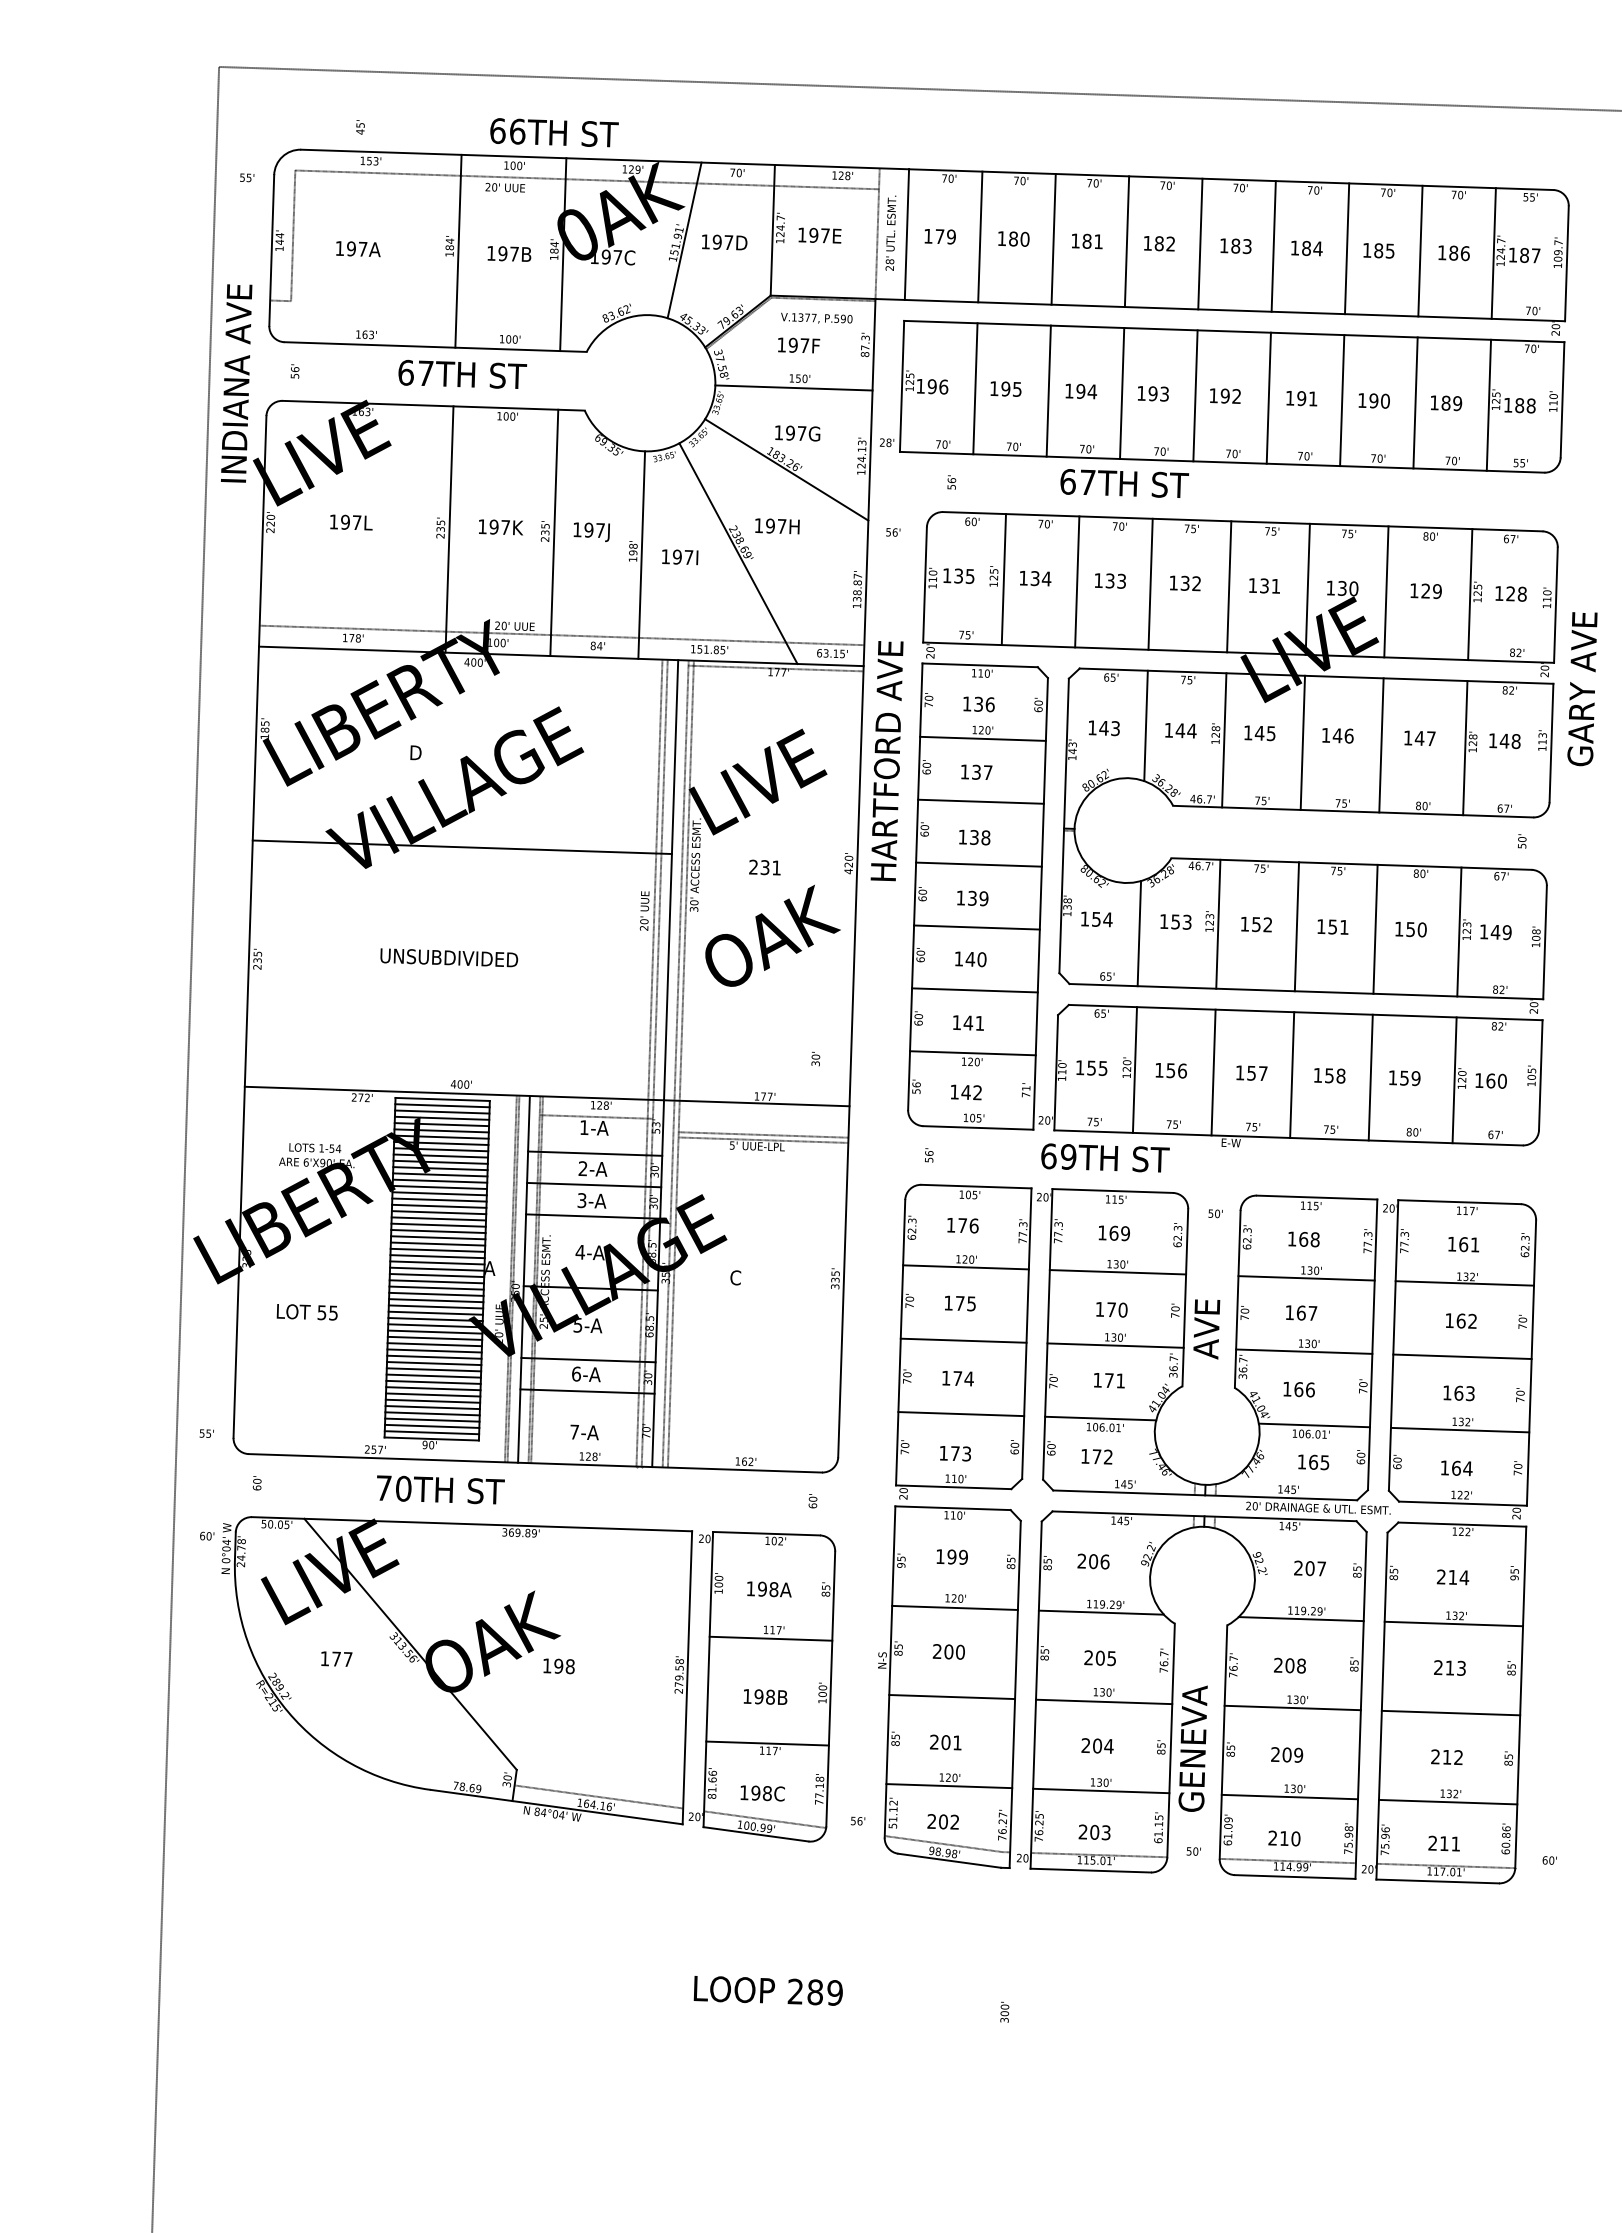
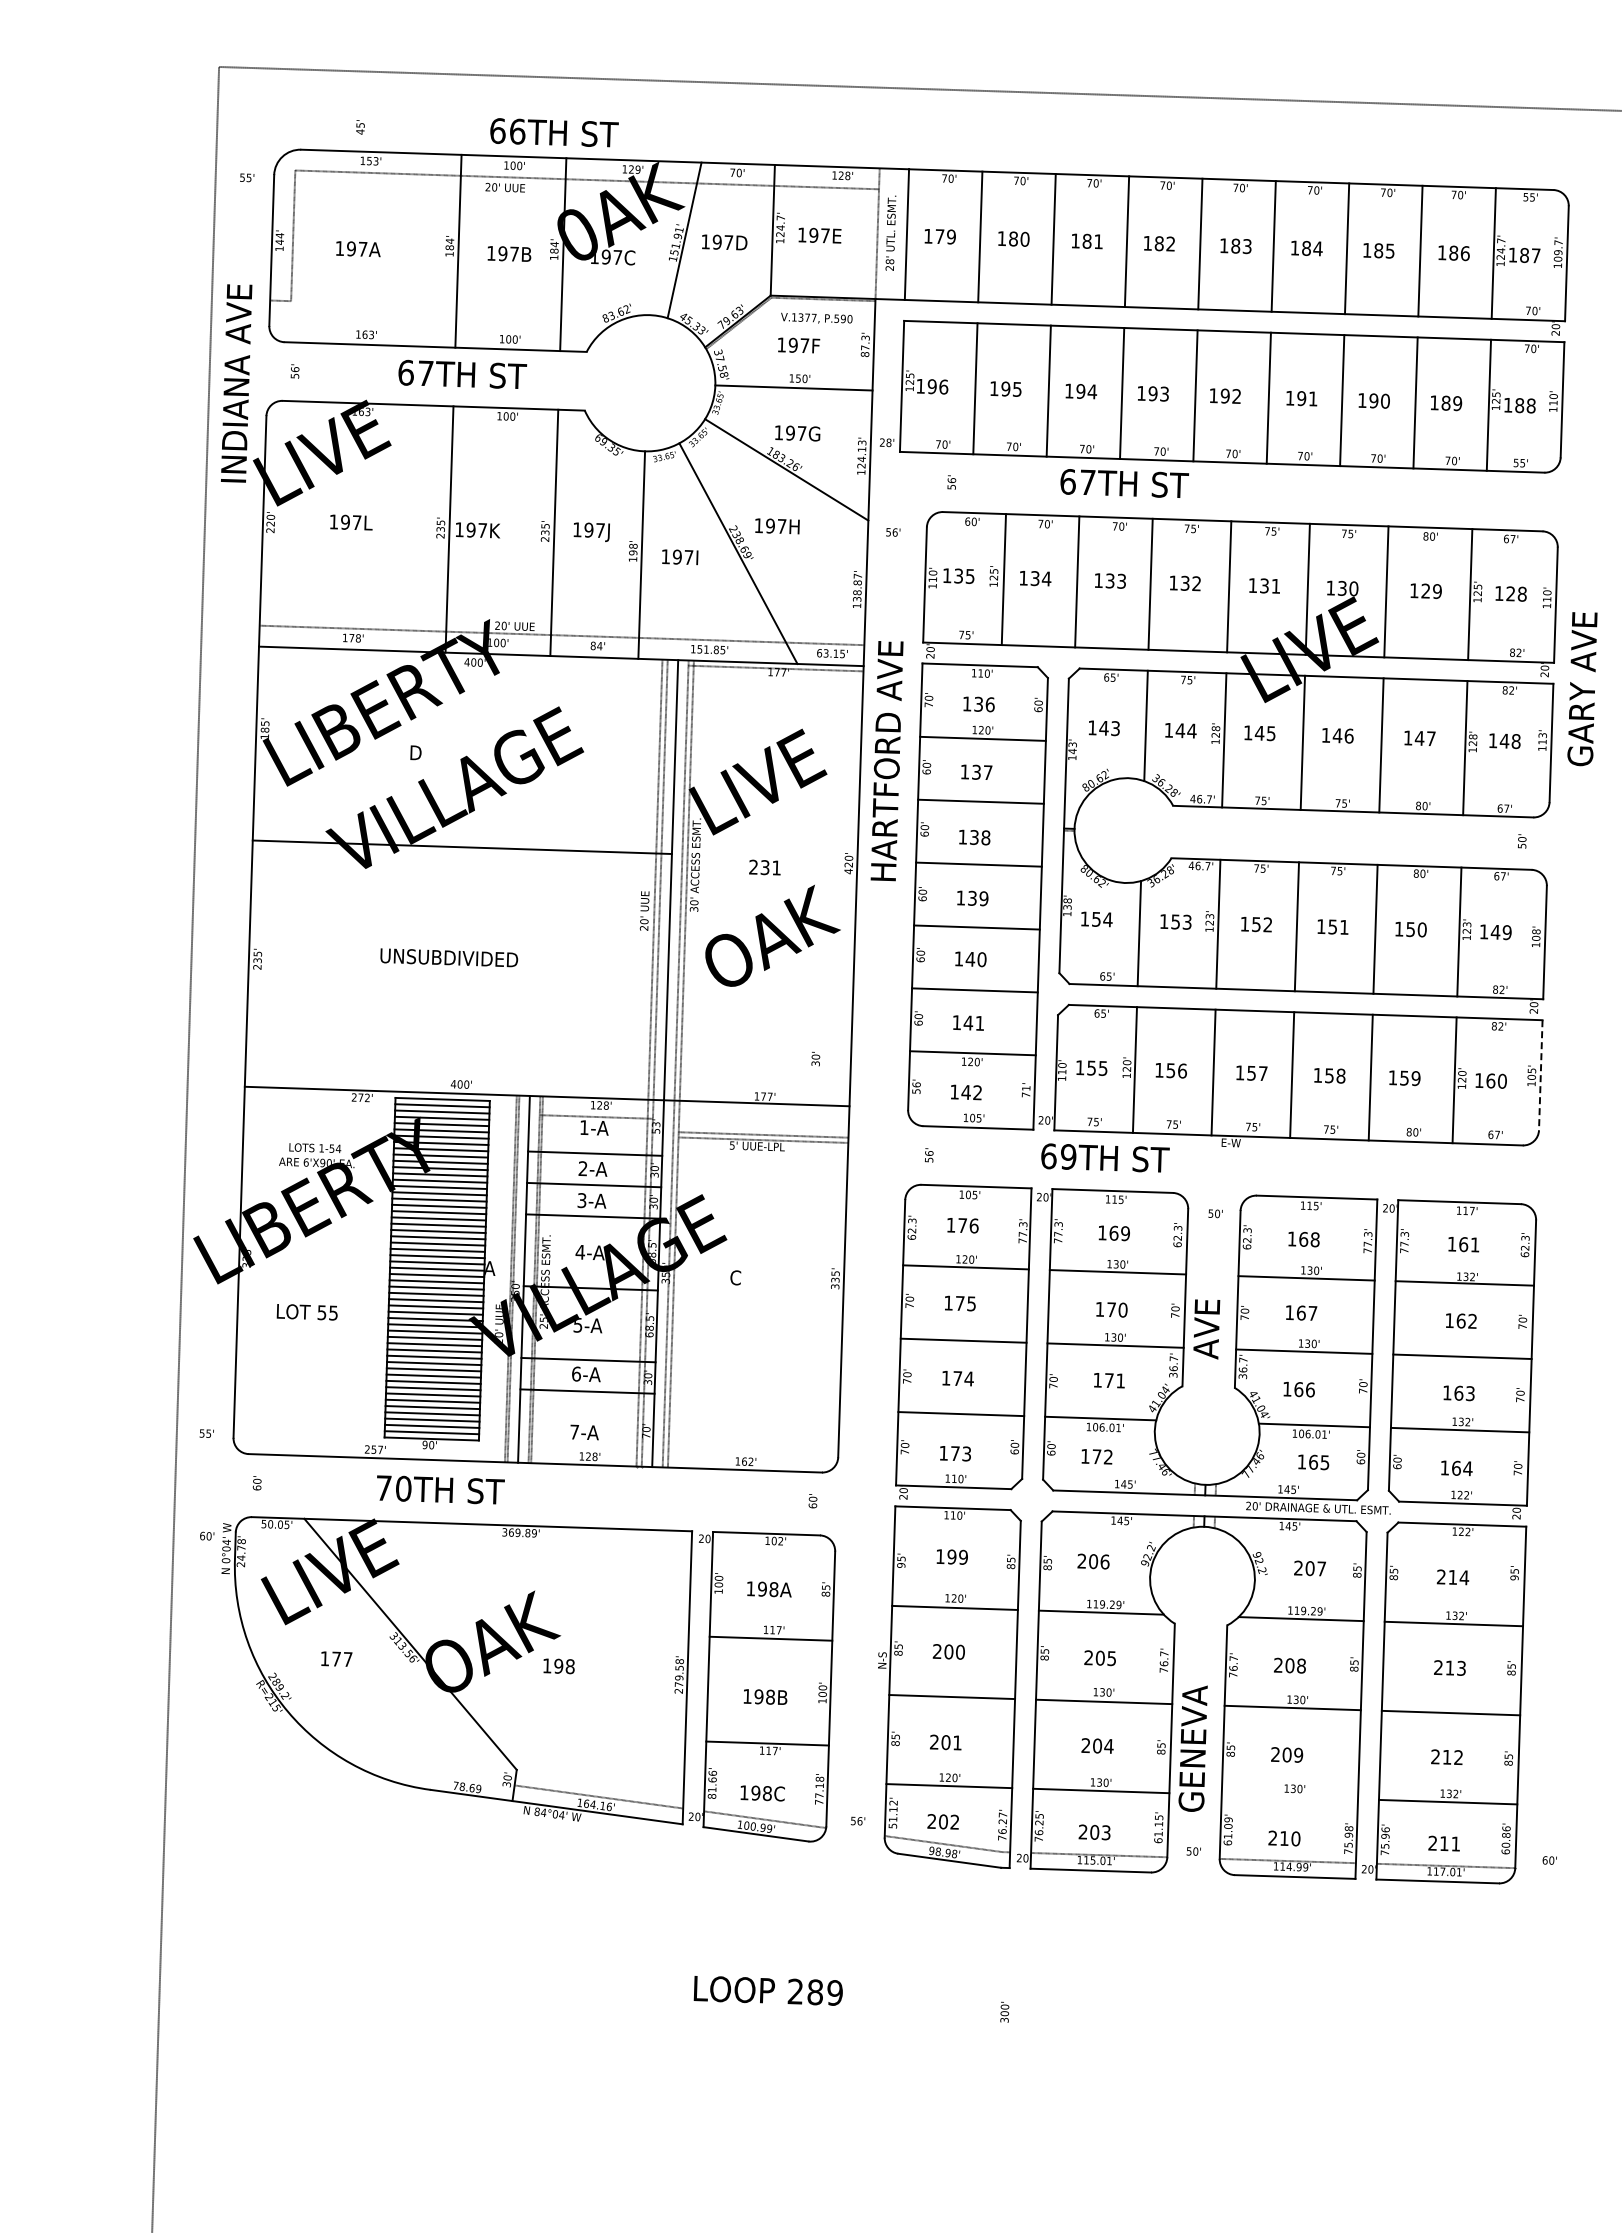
text position: (501, 527) -> (478, 530) (478, 530)
line: solid -> dashed (1540, 1075)
line: present -> none (1289, 1796)
